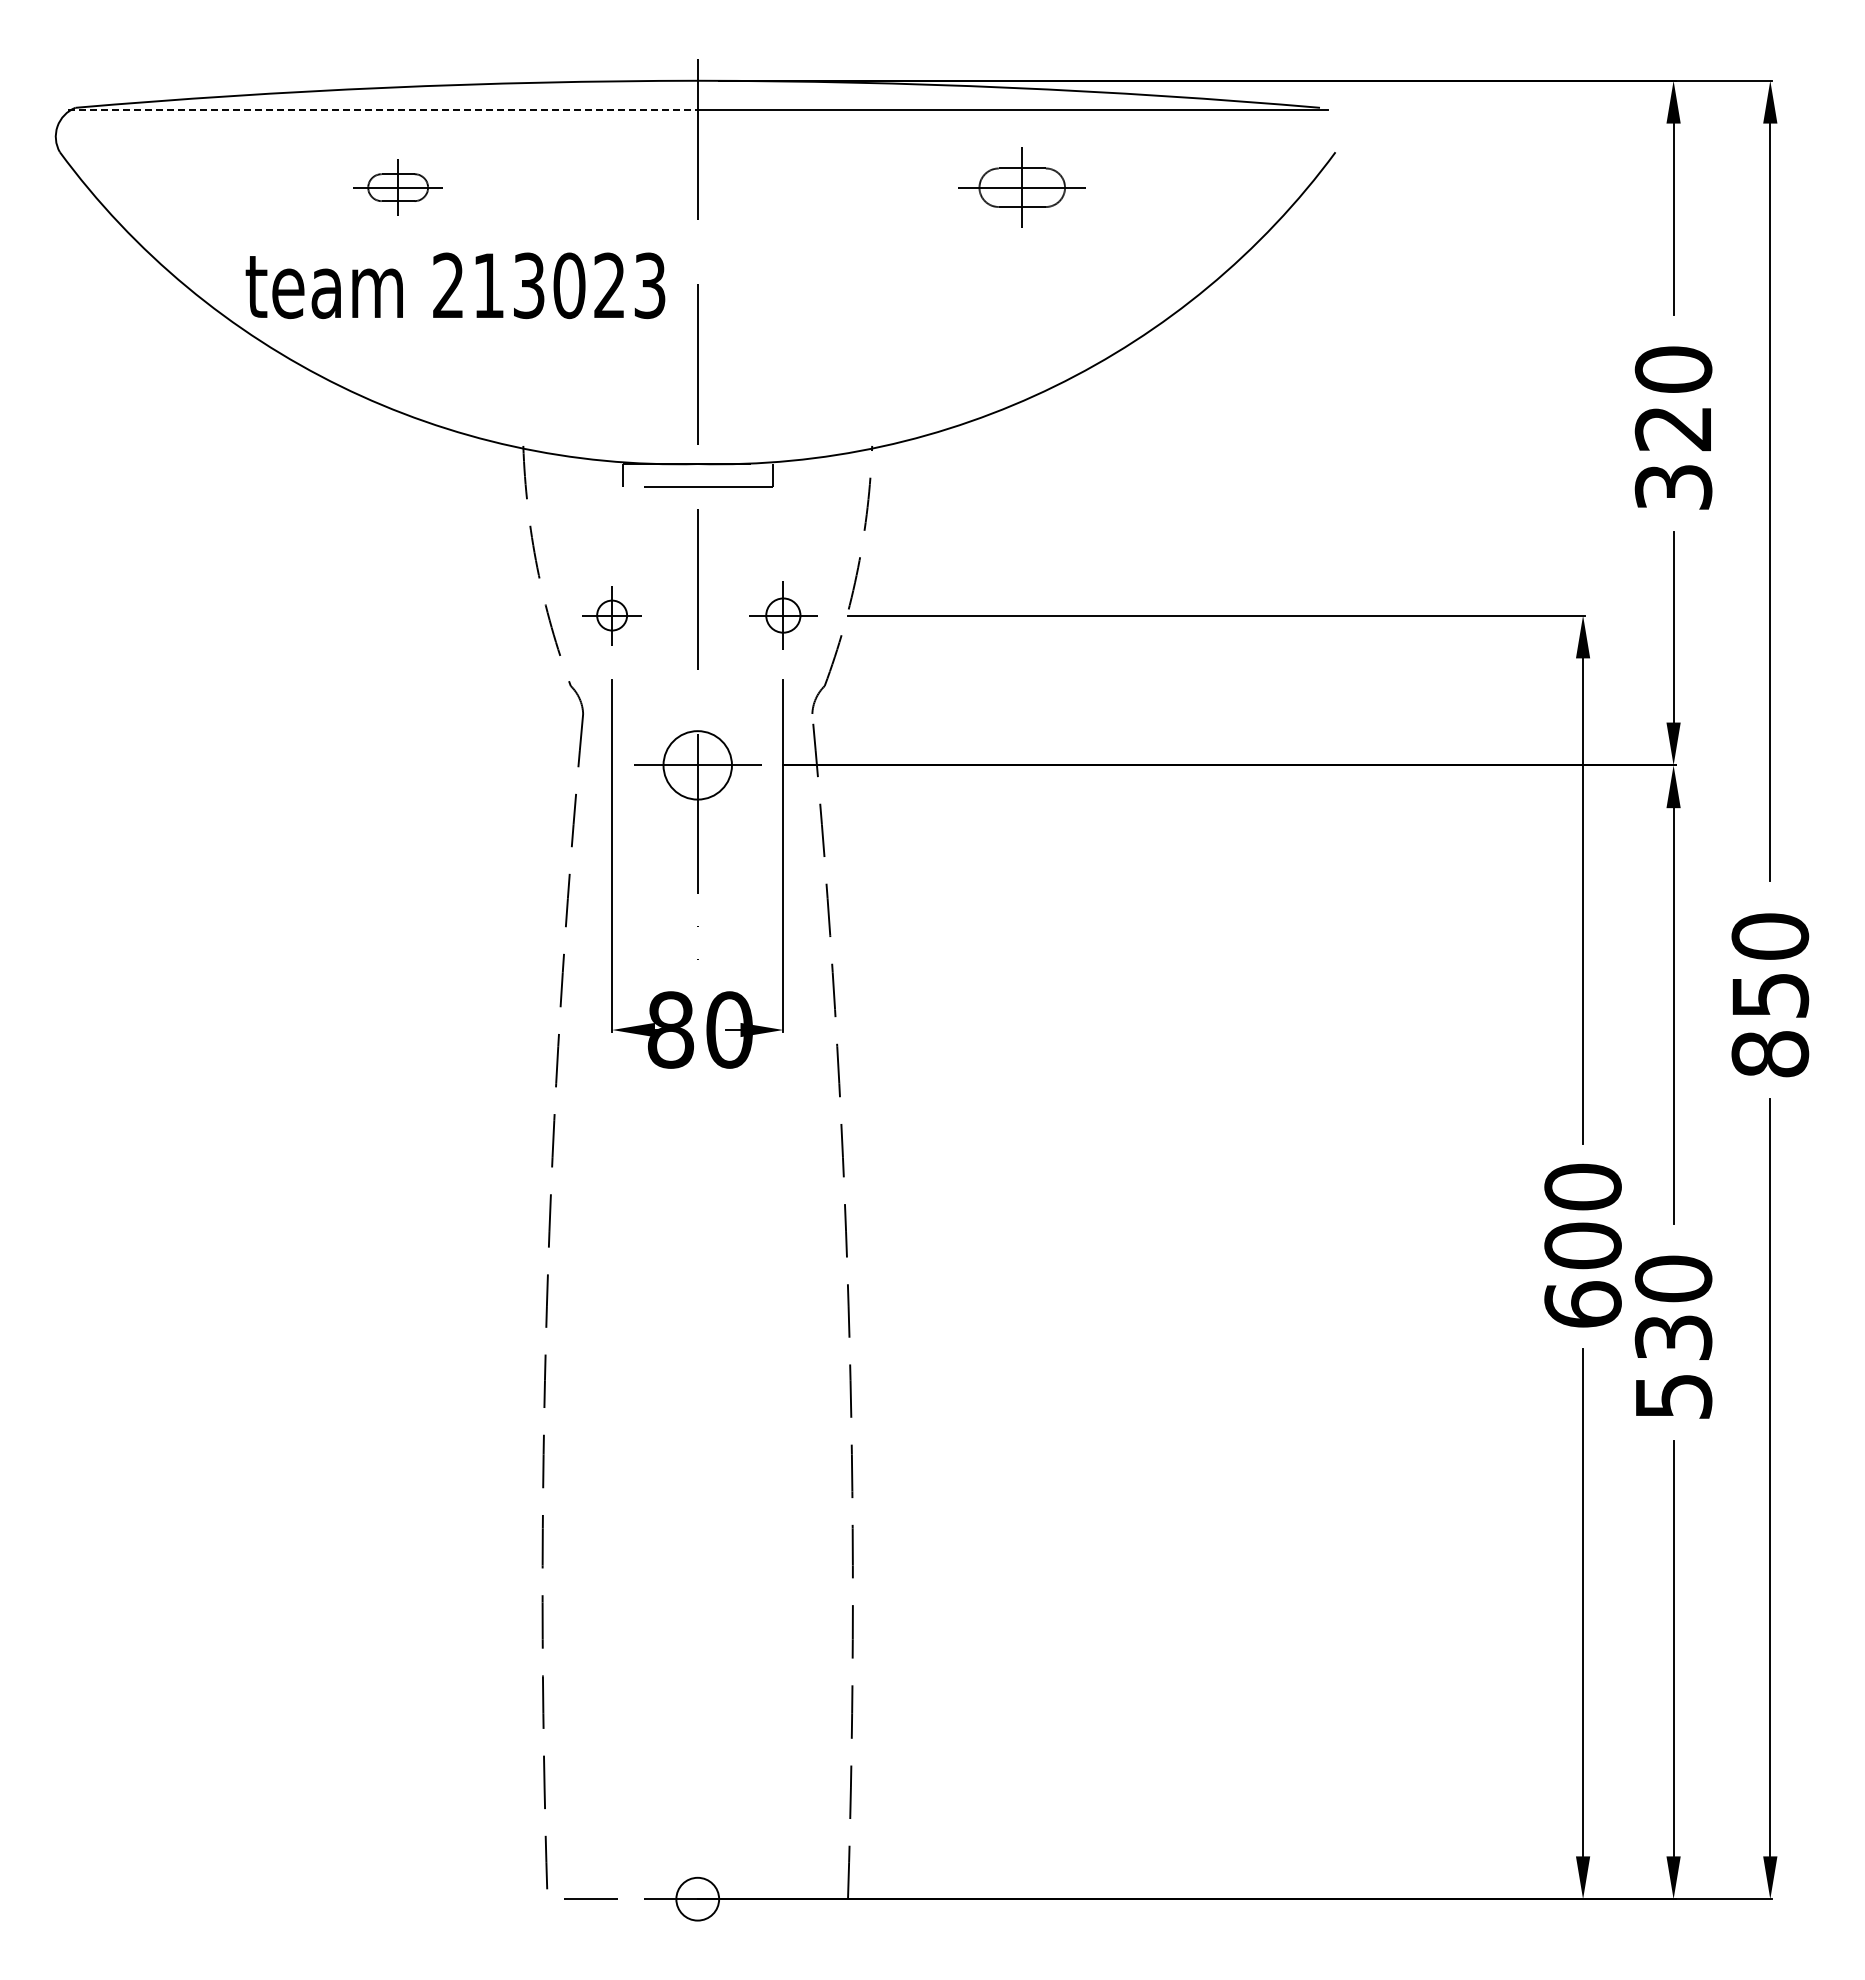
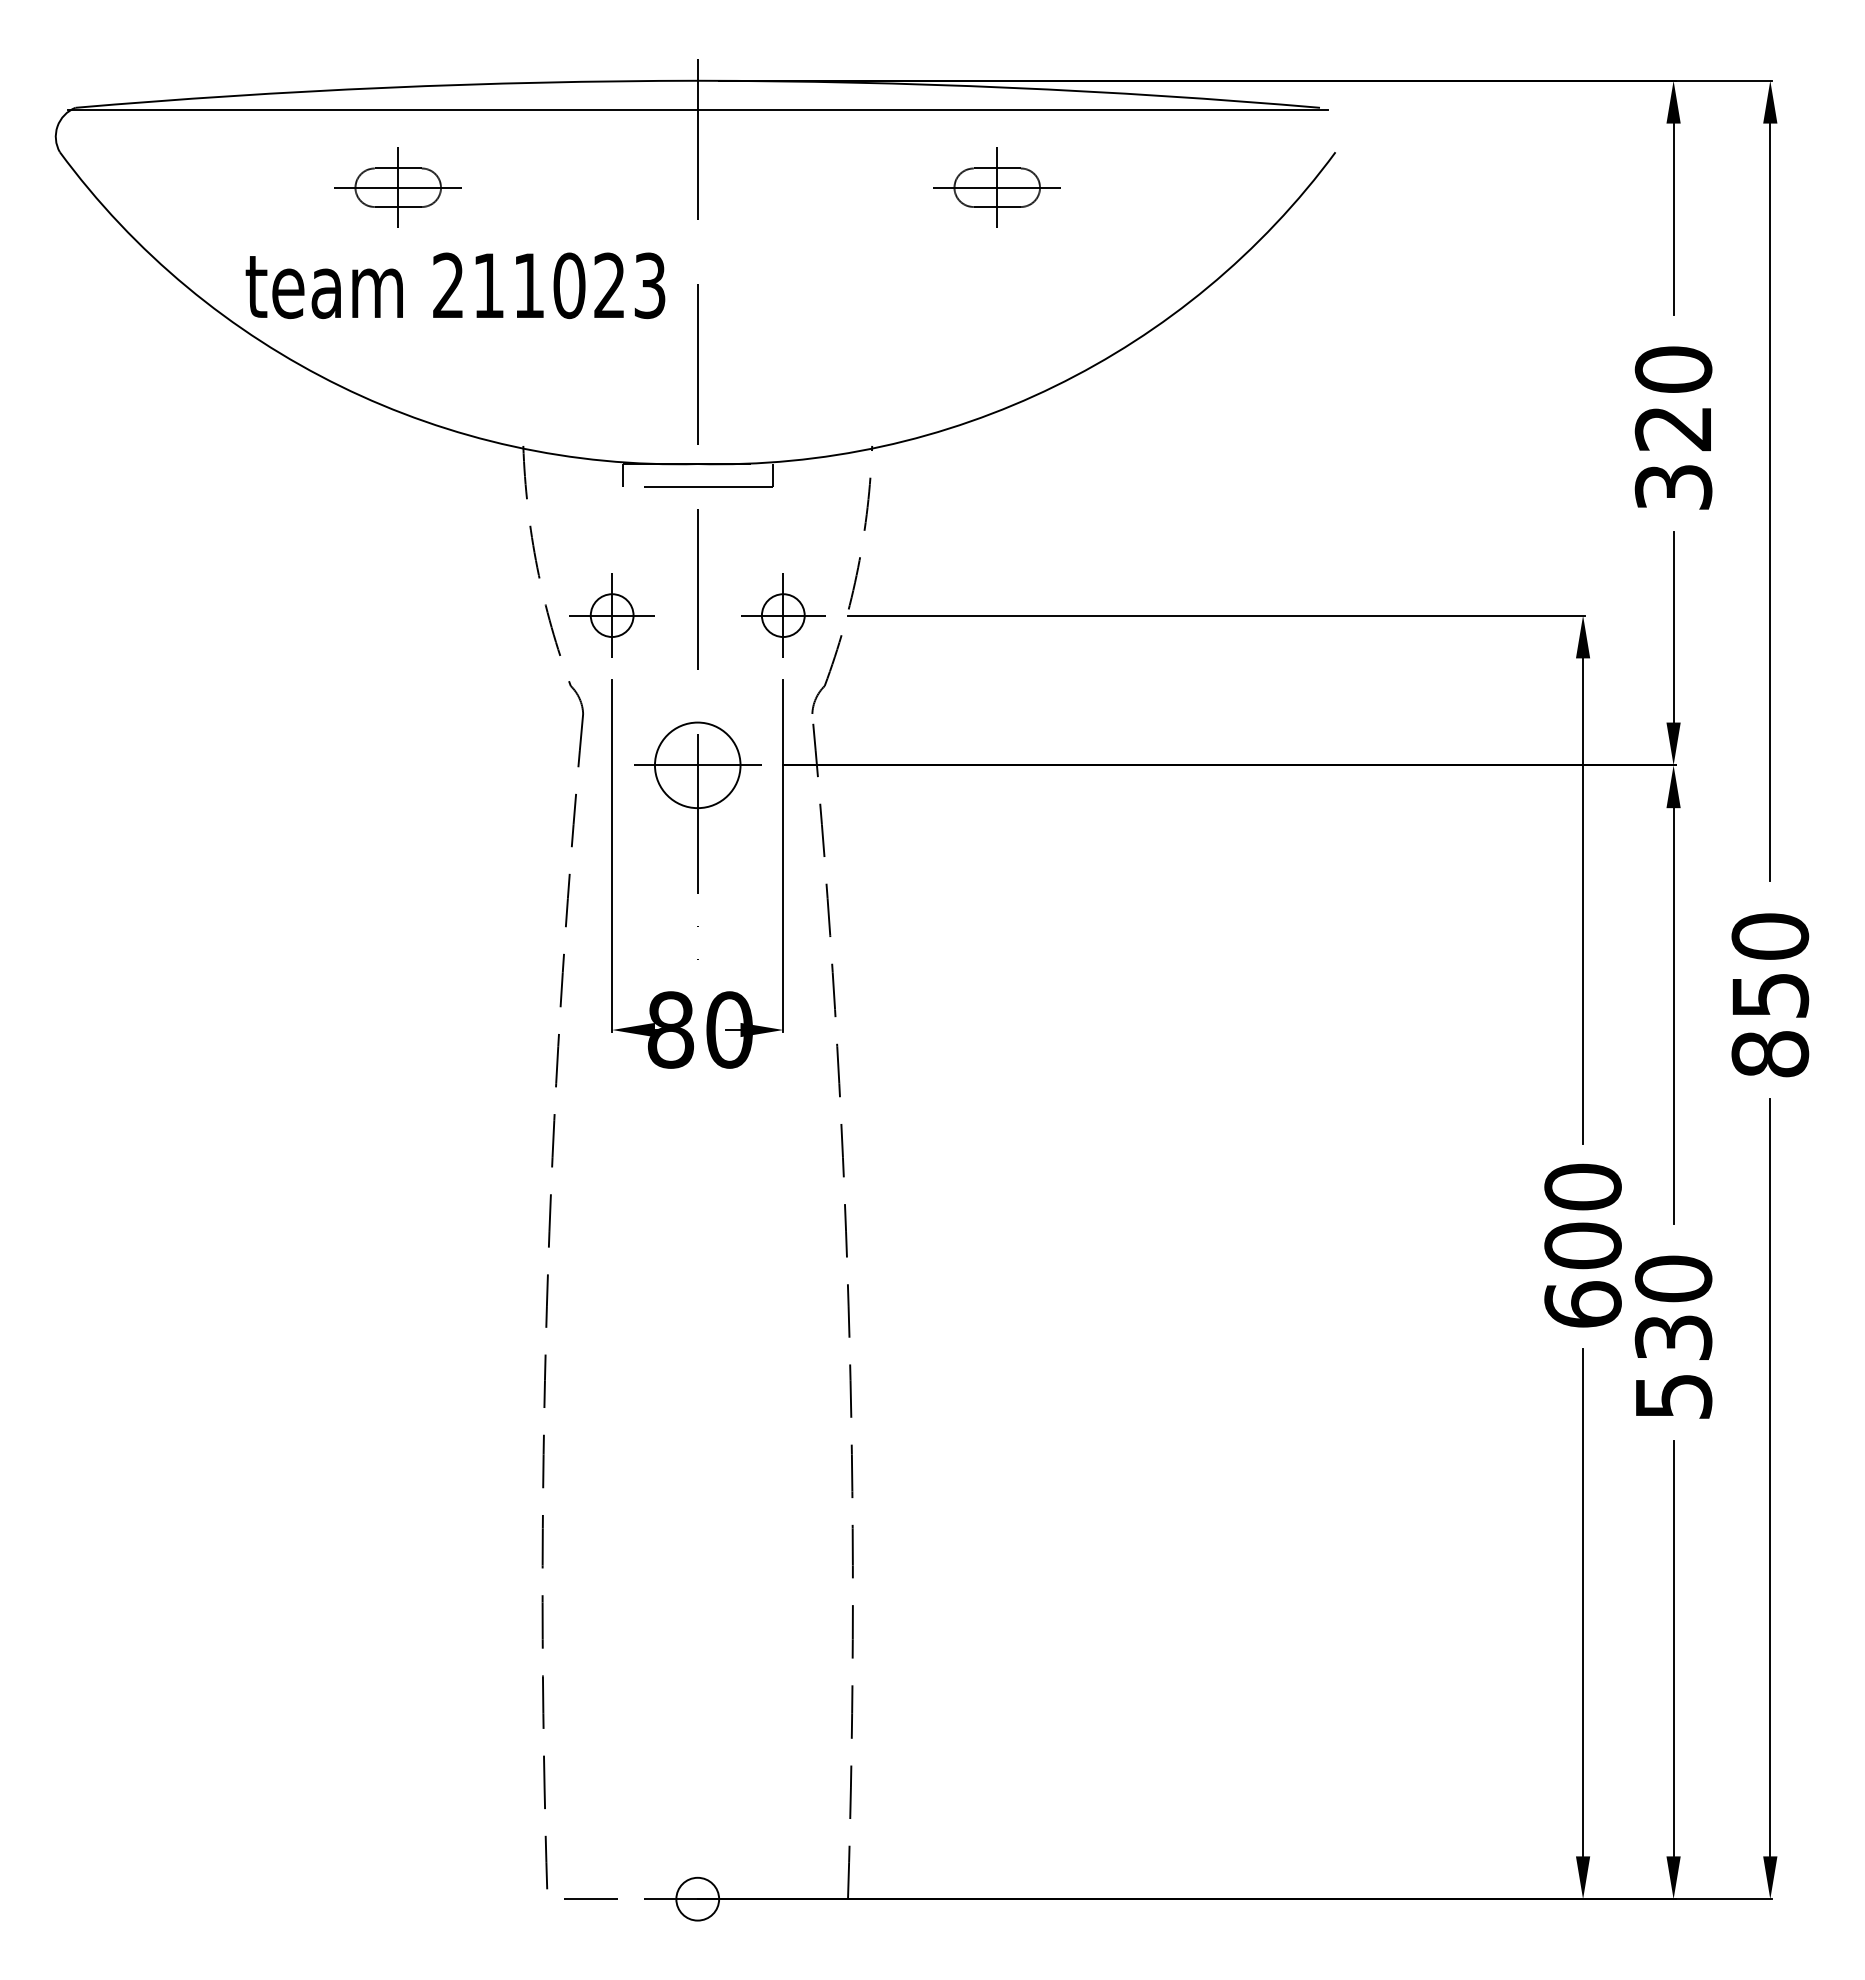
line: dashed -> solid (382, 109)
part size: 90x57 px -> 128x81 px (397, 187)
part position: (1021, 187) -> (996, 187) (996, 187)
text: 213023 -> 211023 (529, 285)
part size: 60x60 px -> 86x85 px (611, 615)
part size: 69x69 px -> 85x85 px (783, 615)
circle diameter: 68 px -> 86 px (697, 765)
